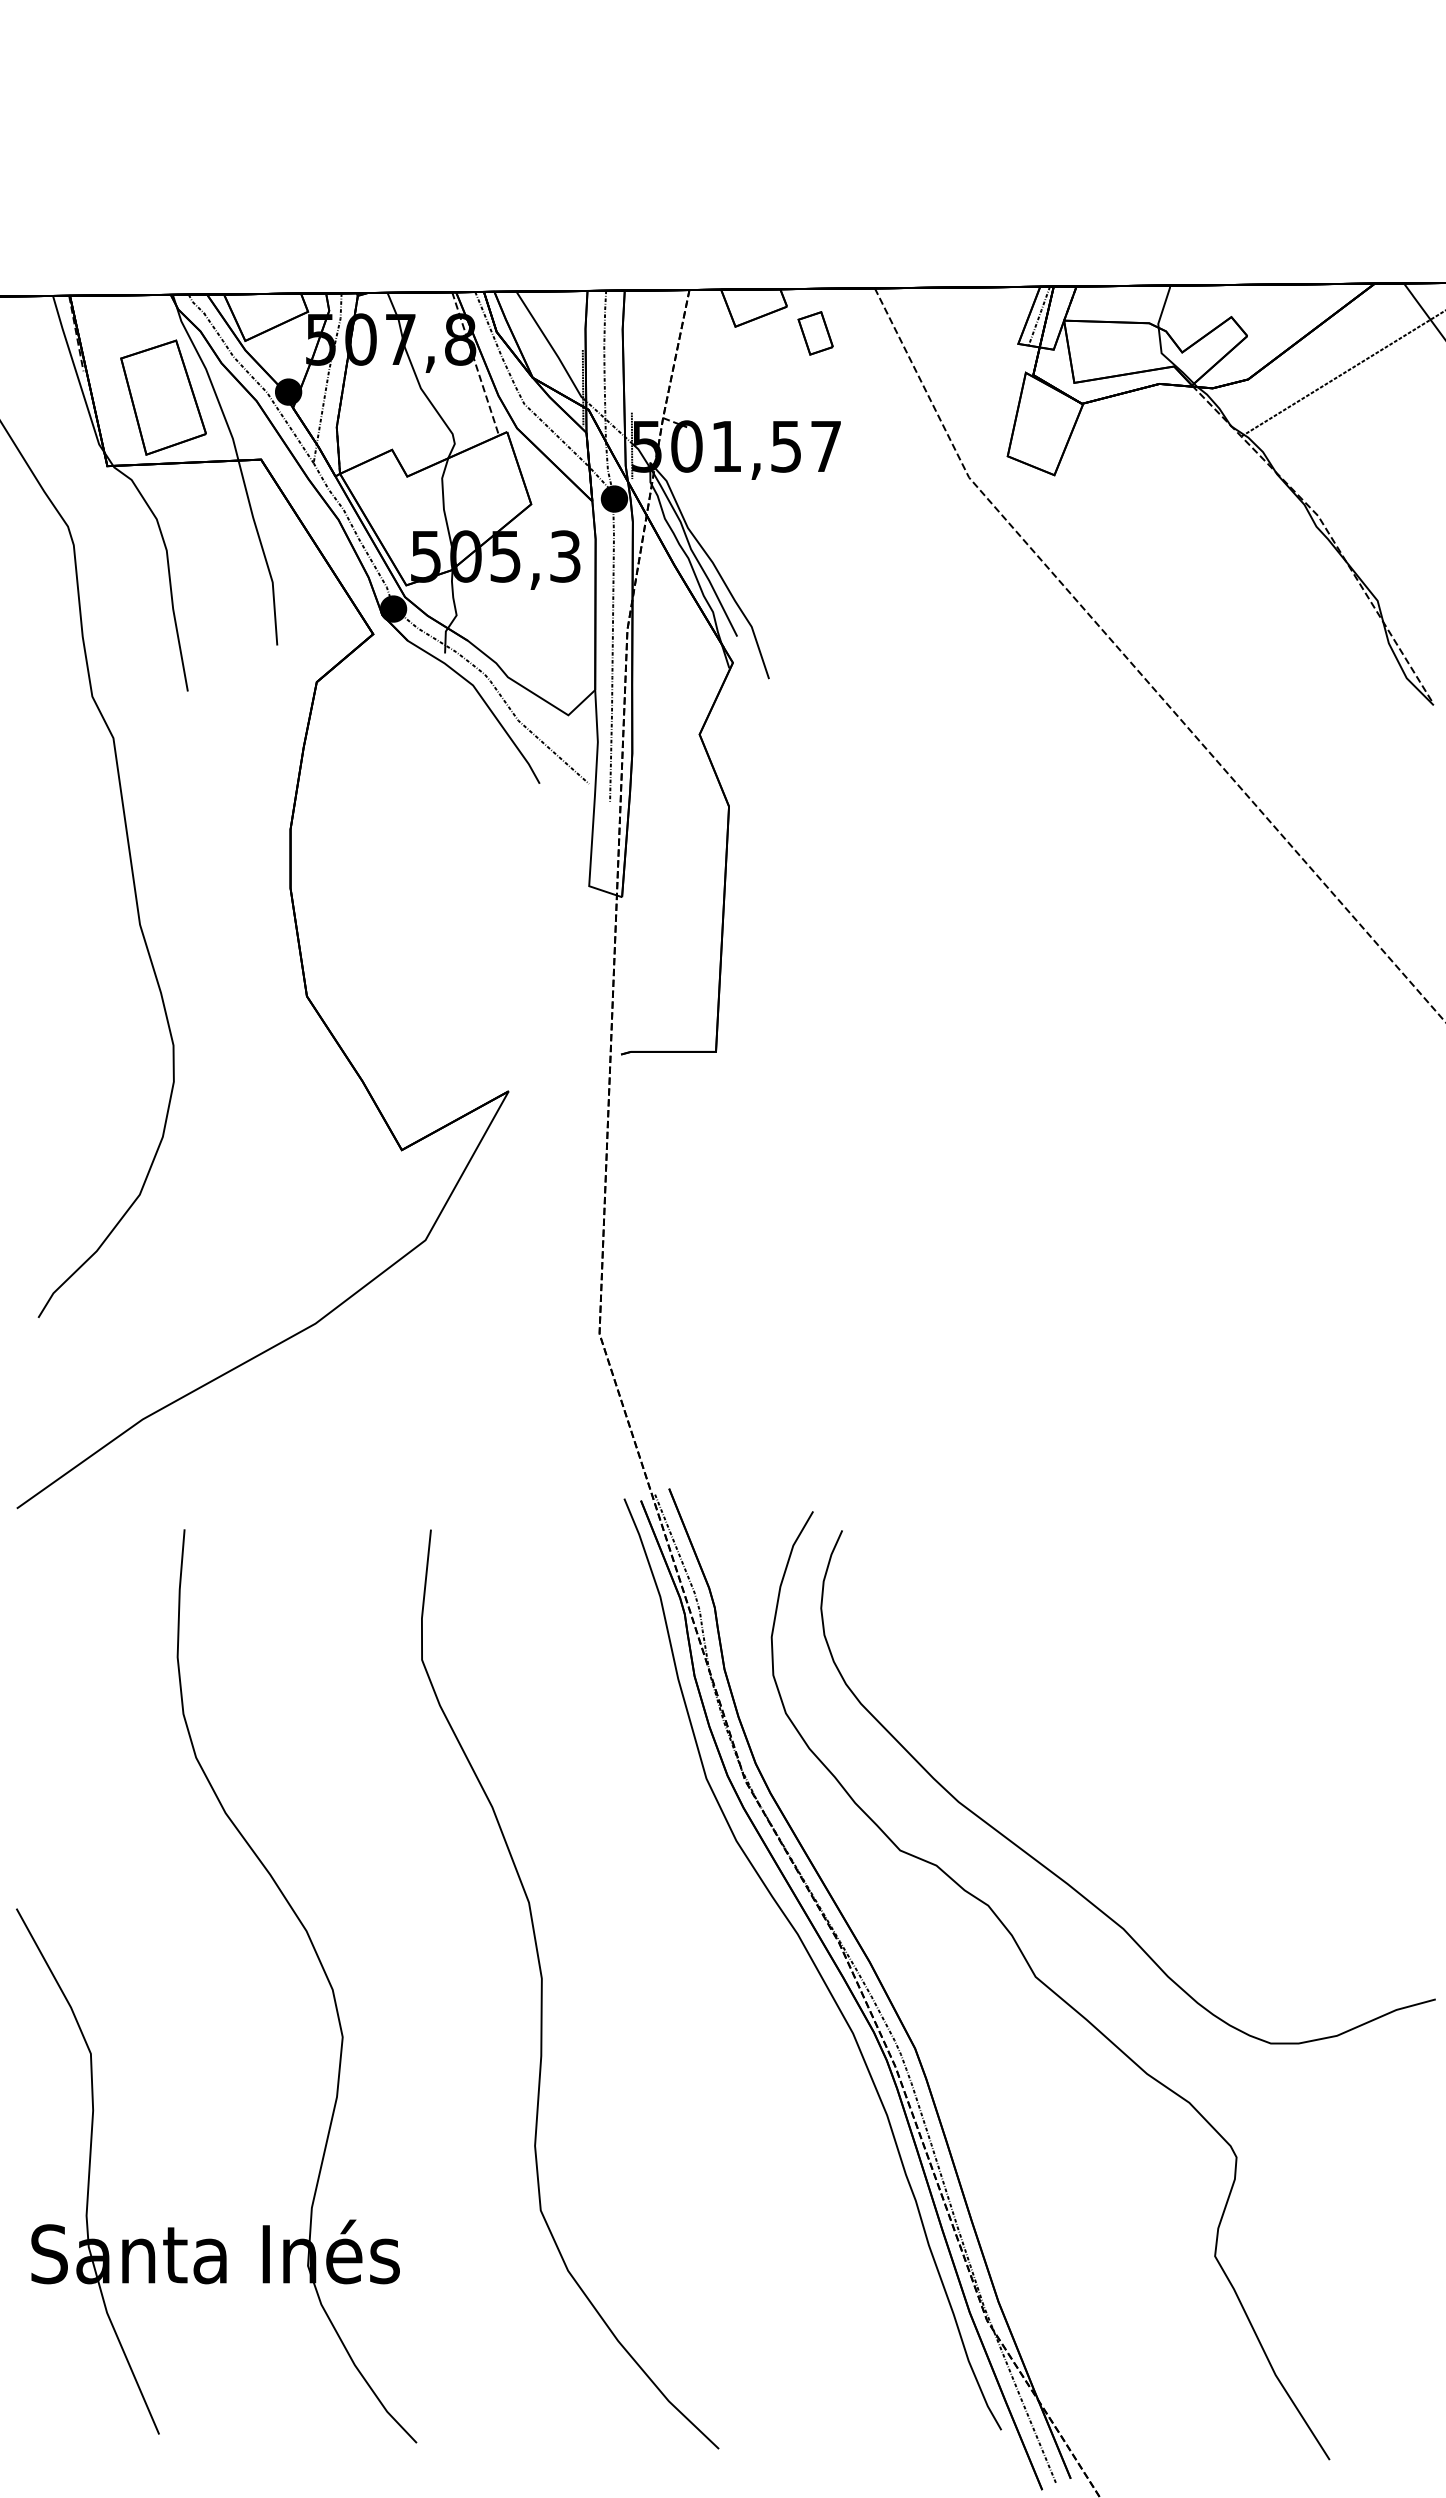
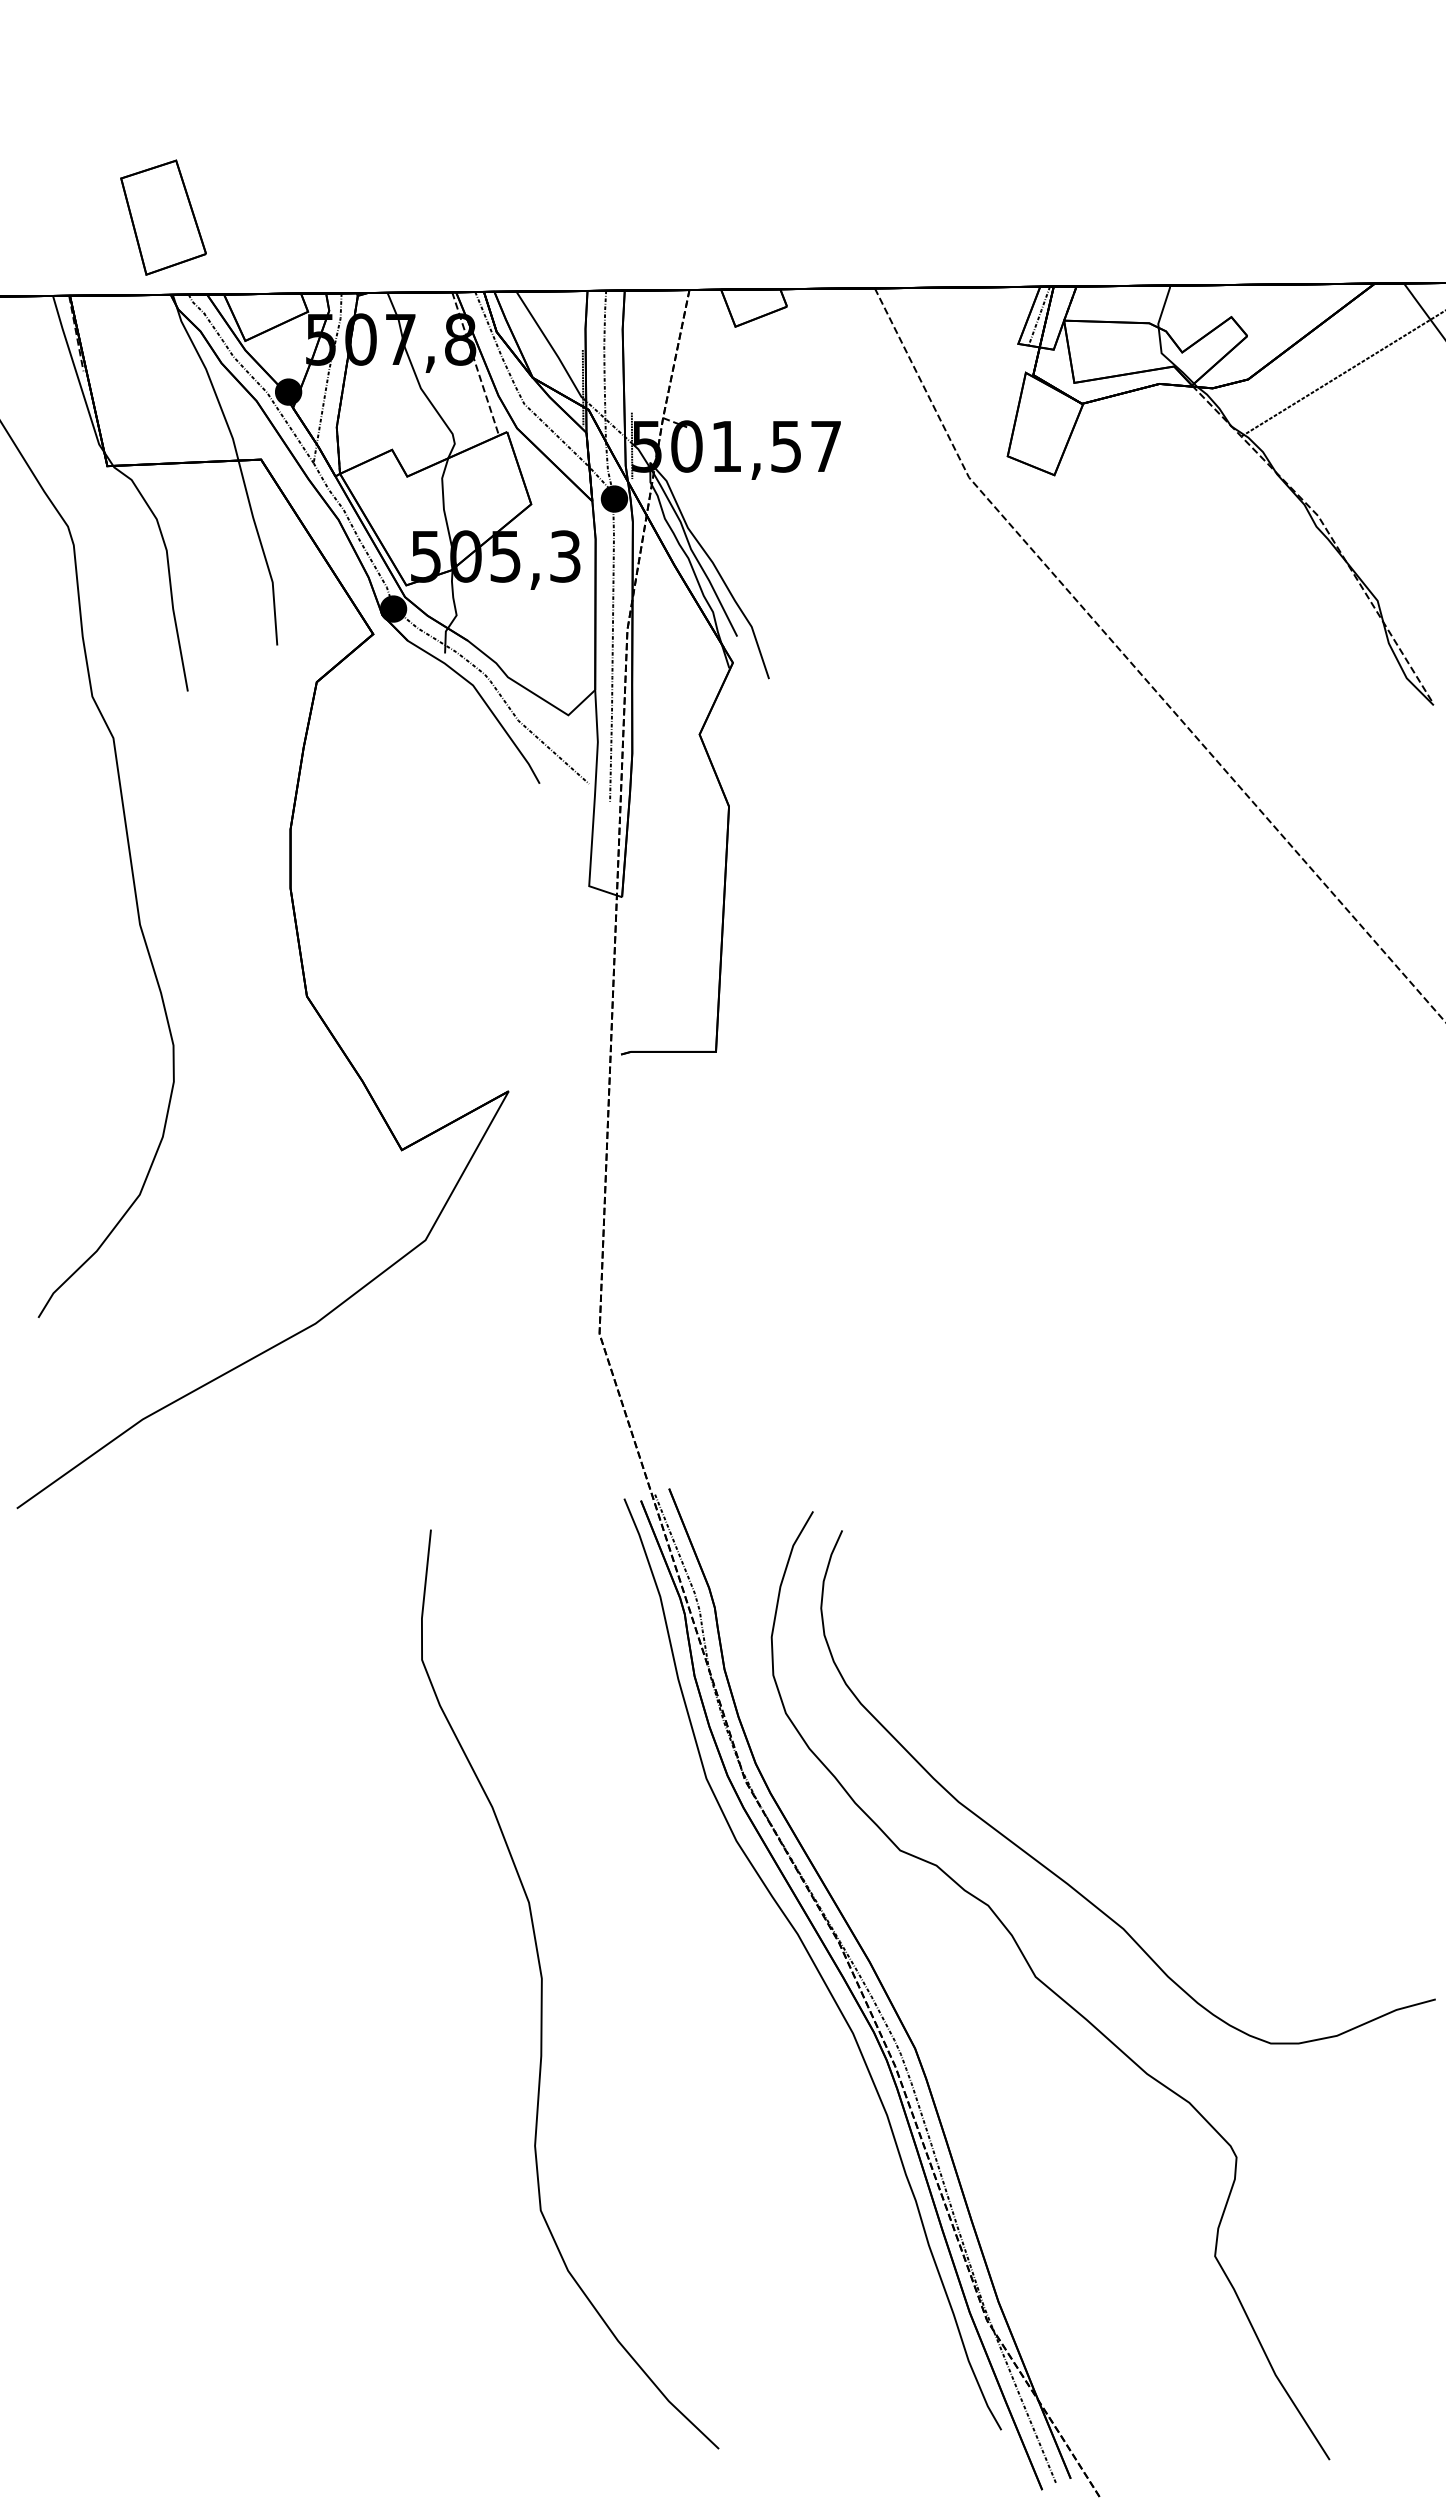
part: present -> none (815, 333)
part position: (163, 397) -> (163, 217) (163, 217)
part: present -> none (312, 1947)
